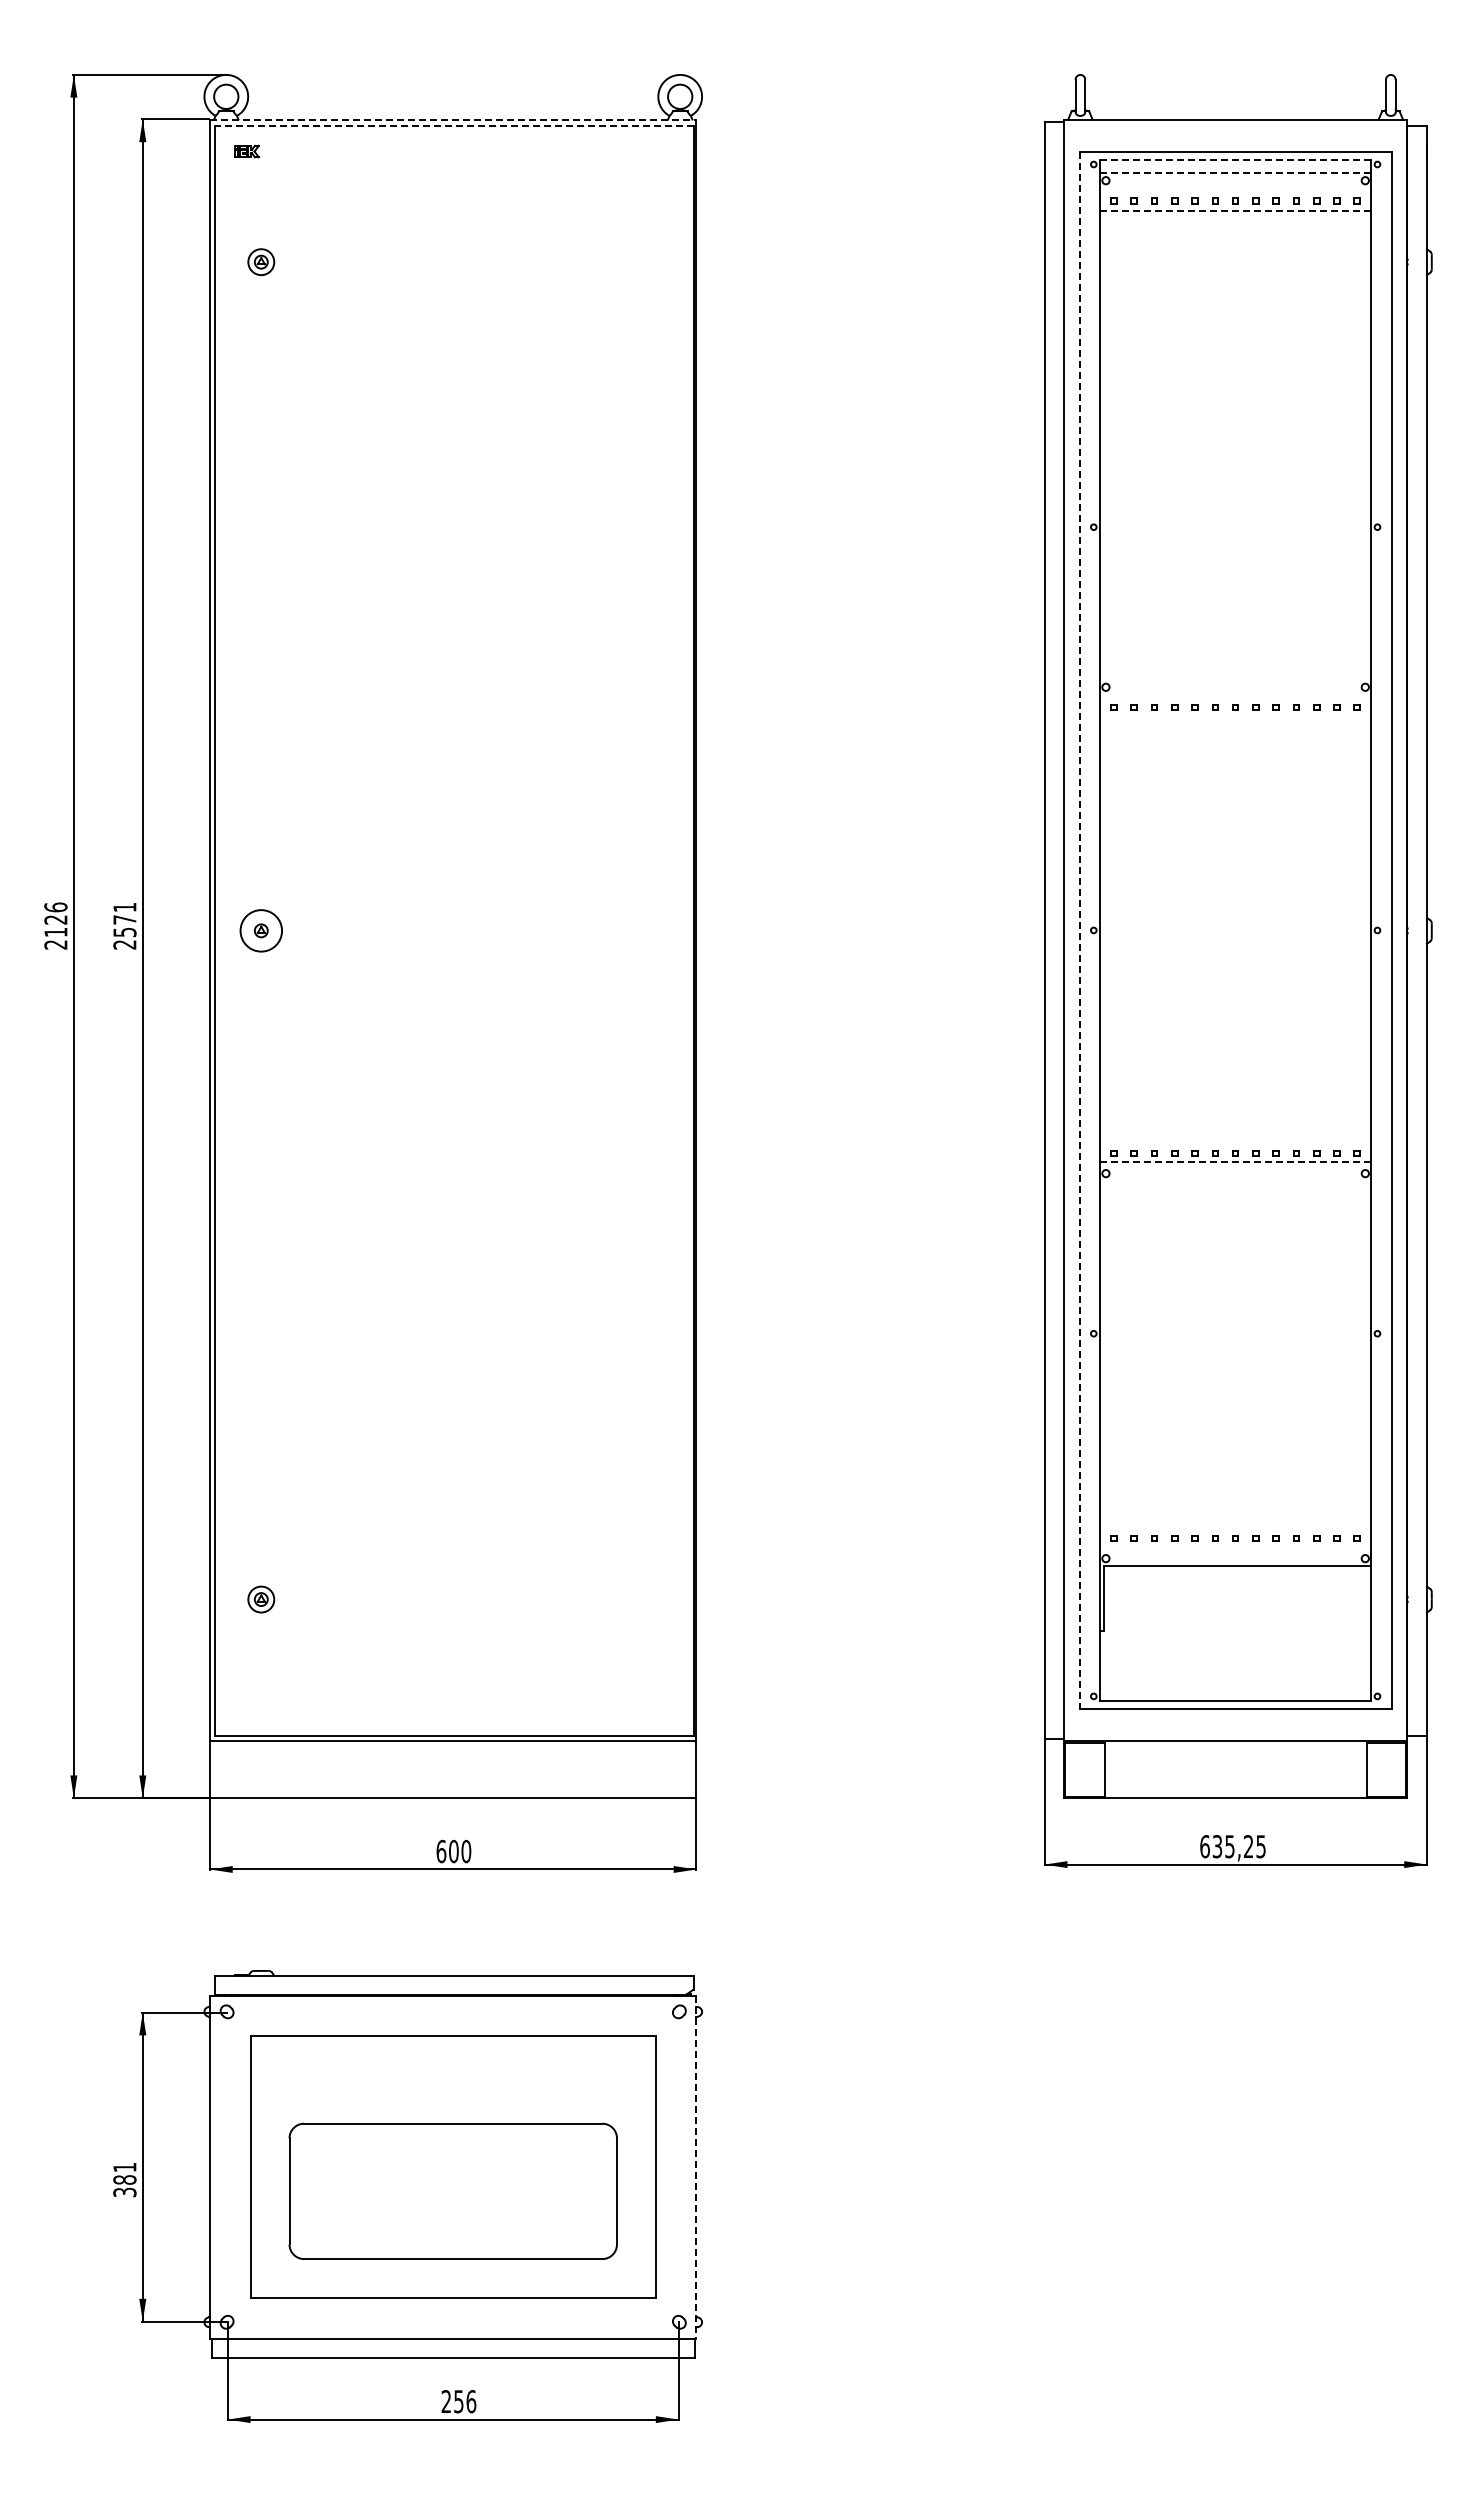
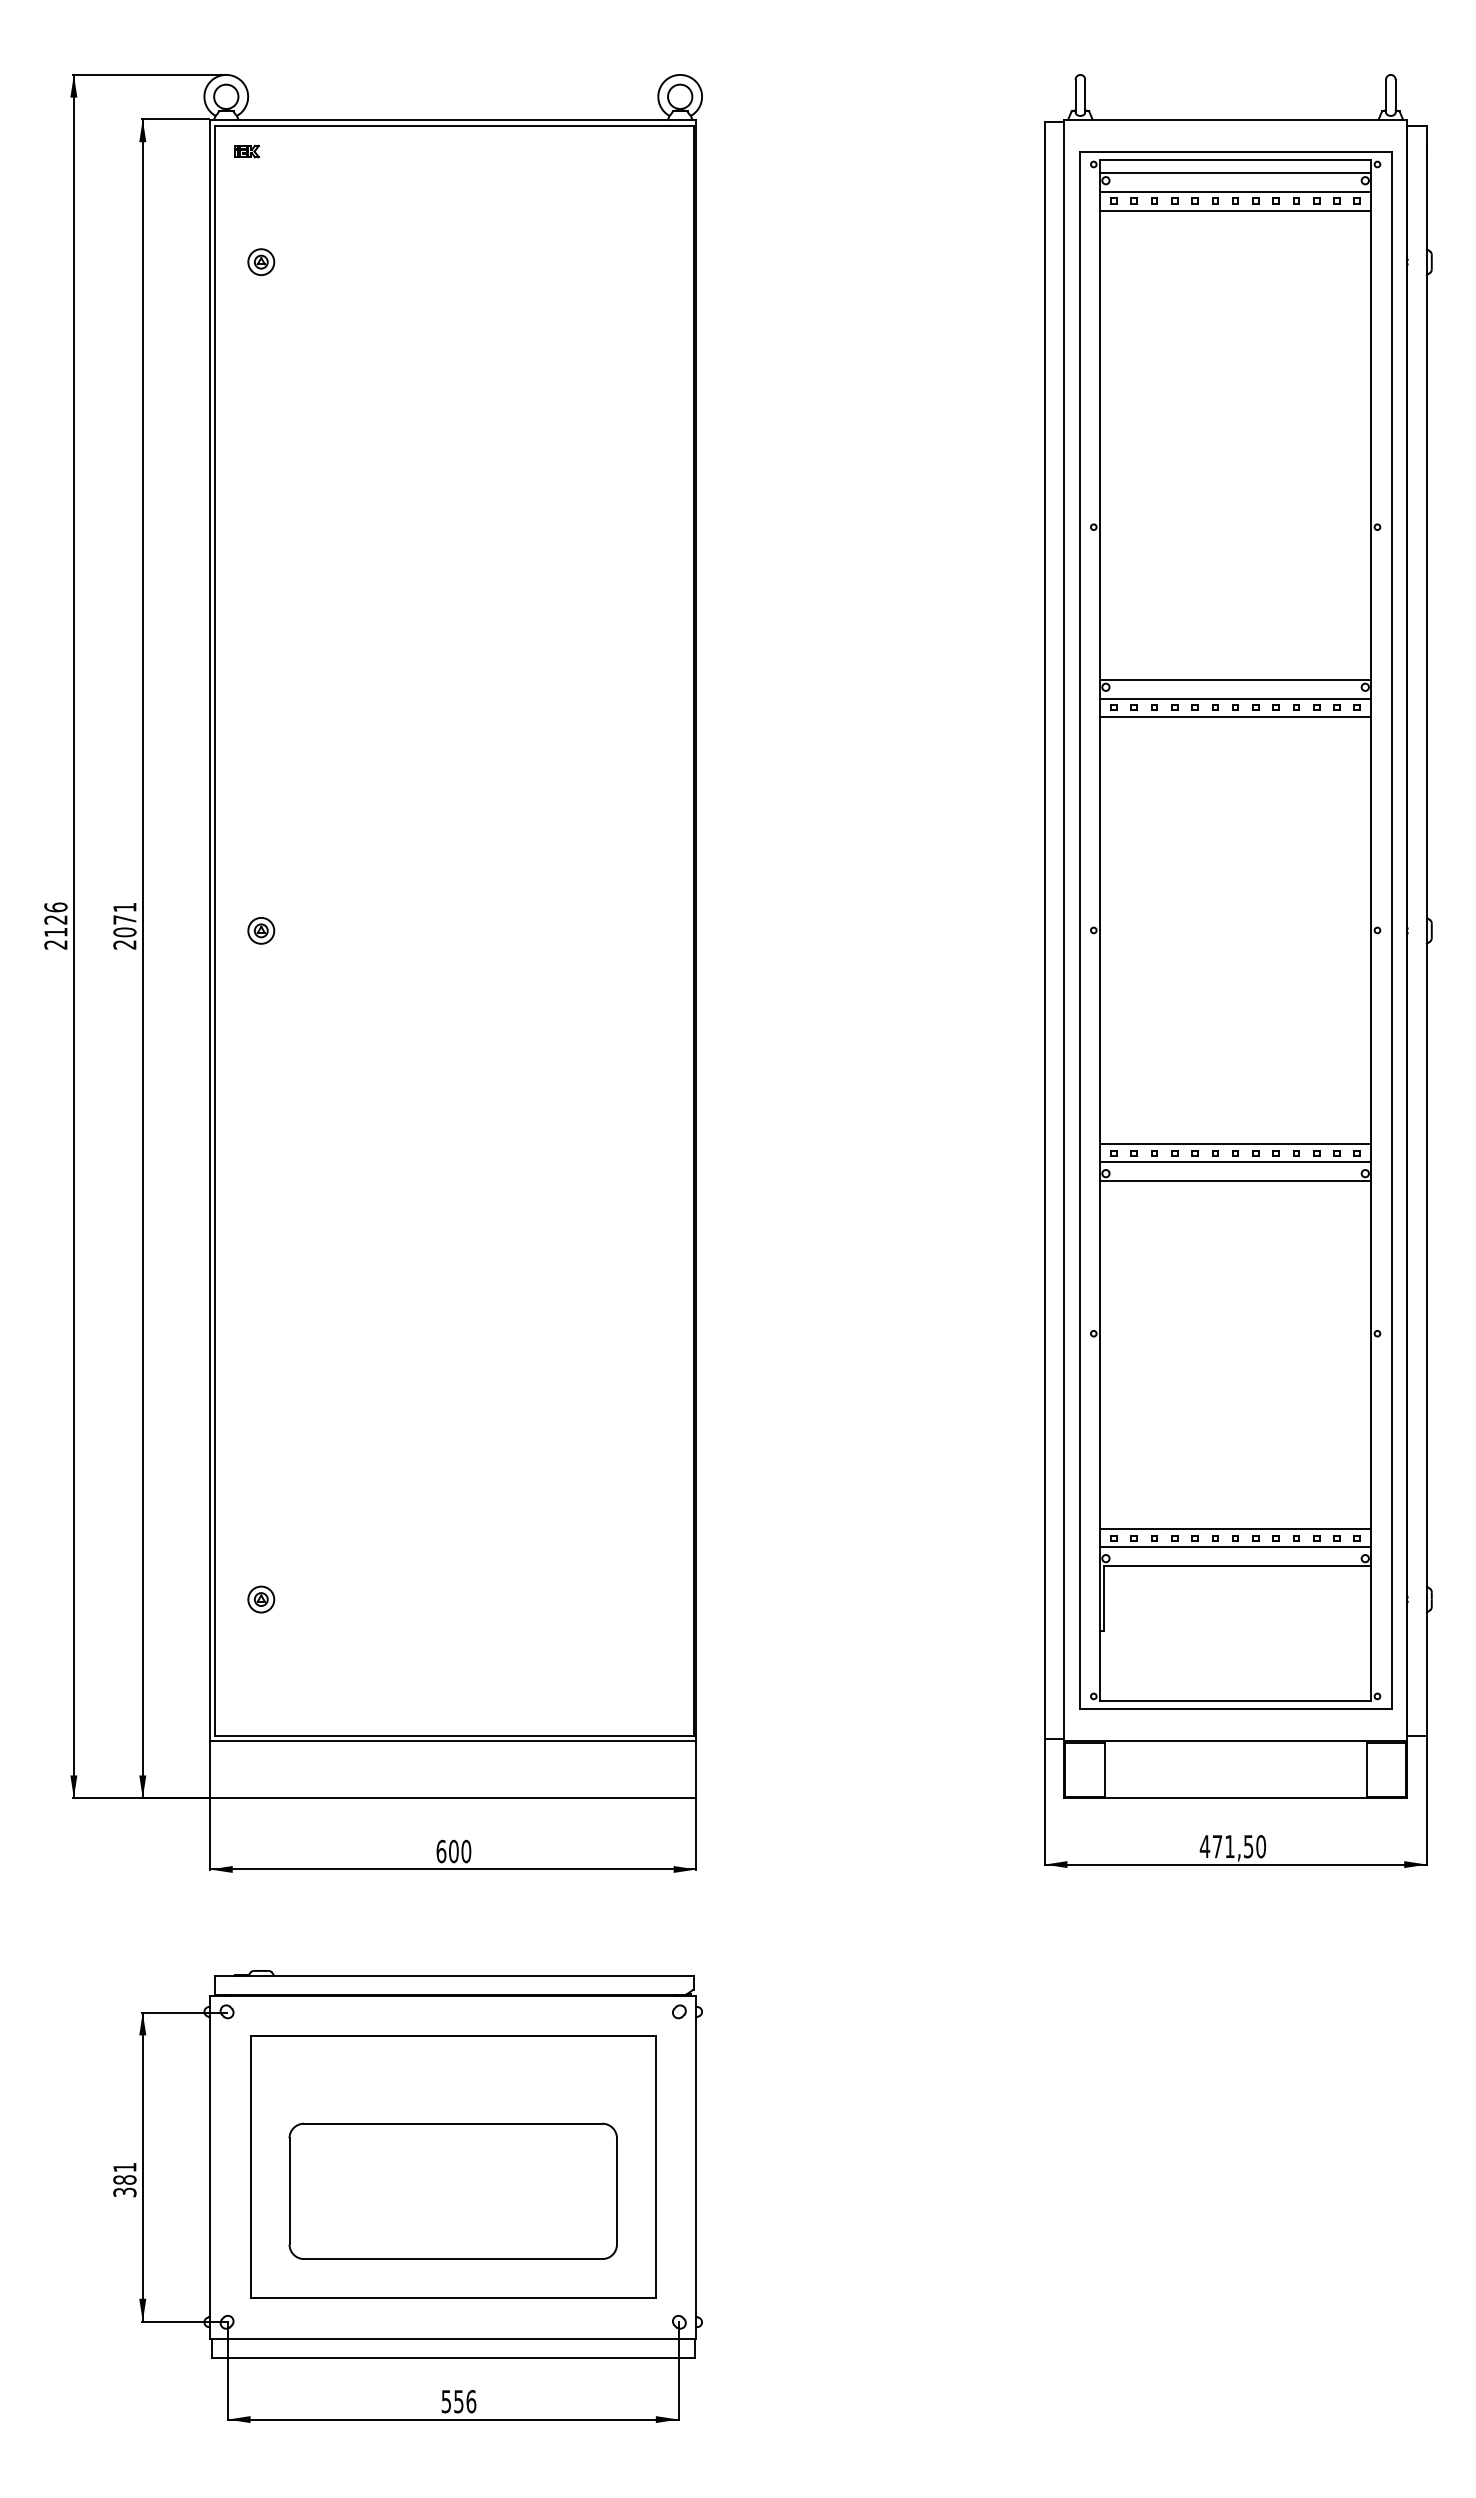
line: dashed -> solid (453, 119)
line: dashed -> solid (453, 125)
line: dashed -> solid (1235, 160)
line: dashed -> solid (1235, 173)
line: none -> present (1235, 192)
line: dashed -> solid (1235, 210)
line: none -> present (1235, 680)
line: none -> present (1235, 698)
line: none -> present (1235, 717)
circle diameter: 42 px -> 26 px (261, 930)
line: dashed -> solid (1079, 930)
text: 2571 -> 2071 (124, 932)
line: none -> present (1235, 1143)
line: dashed -> solid (1235, 1162)
line: none -> present (1235, 1180)
line: none -> present (1235, 1528)
line: none -> present (1235, 1547)
text: 635,25 -> 471,50 (1232, 1846)
line: dashed -> solid (696, 2167)
text: 256 -> 556 (445, 2401)
